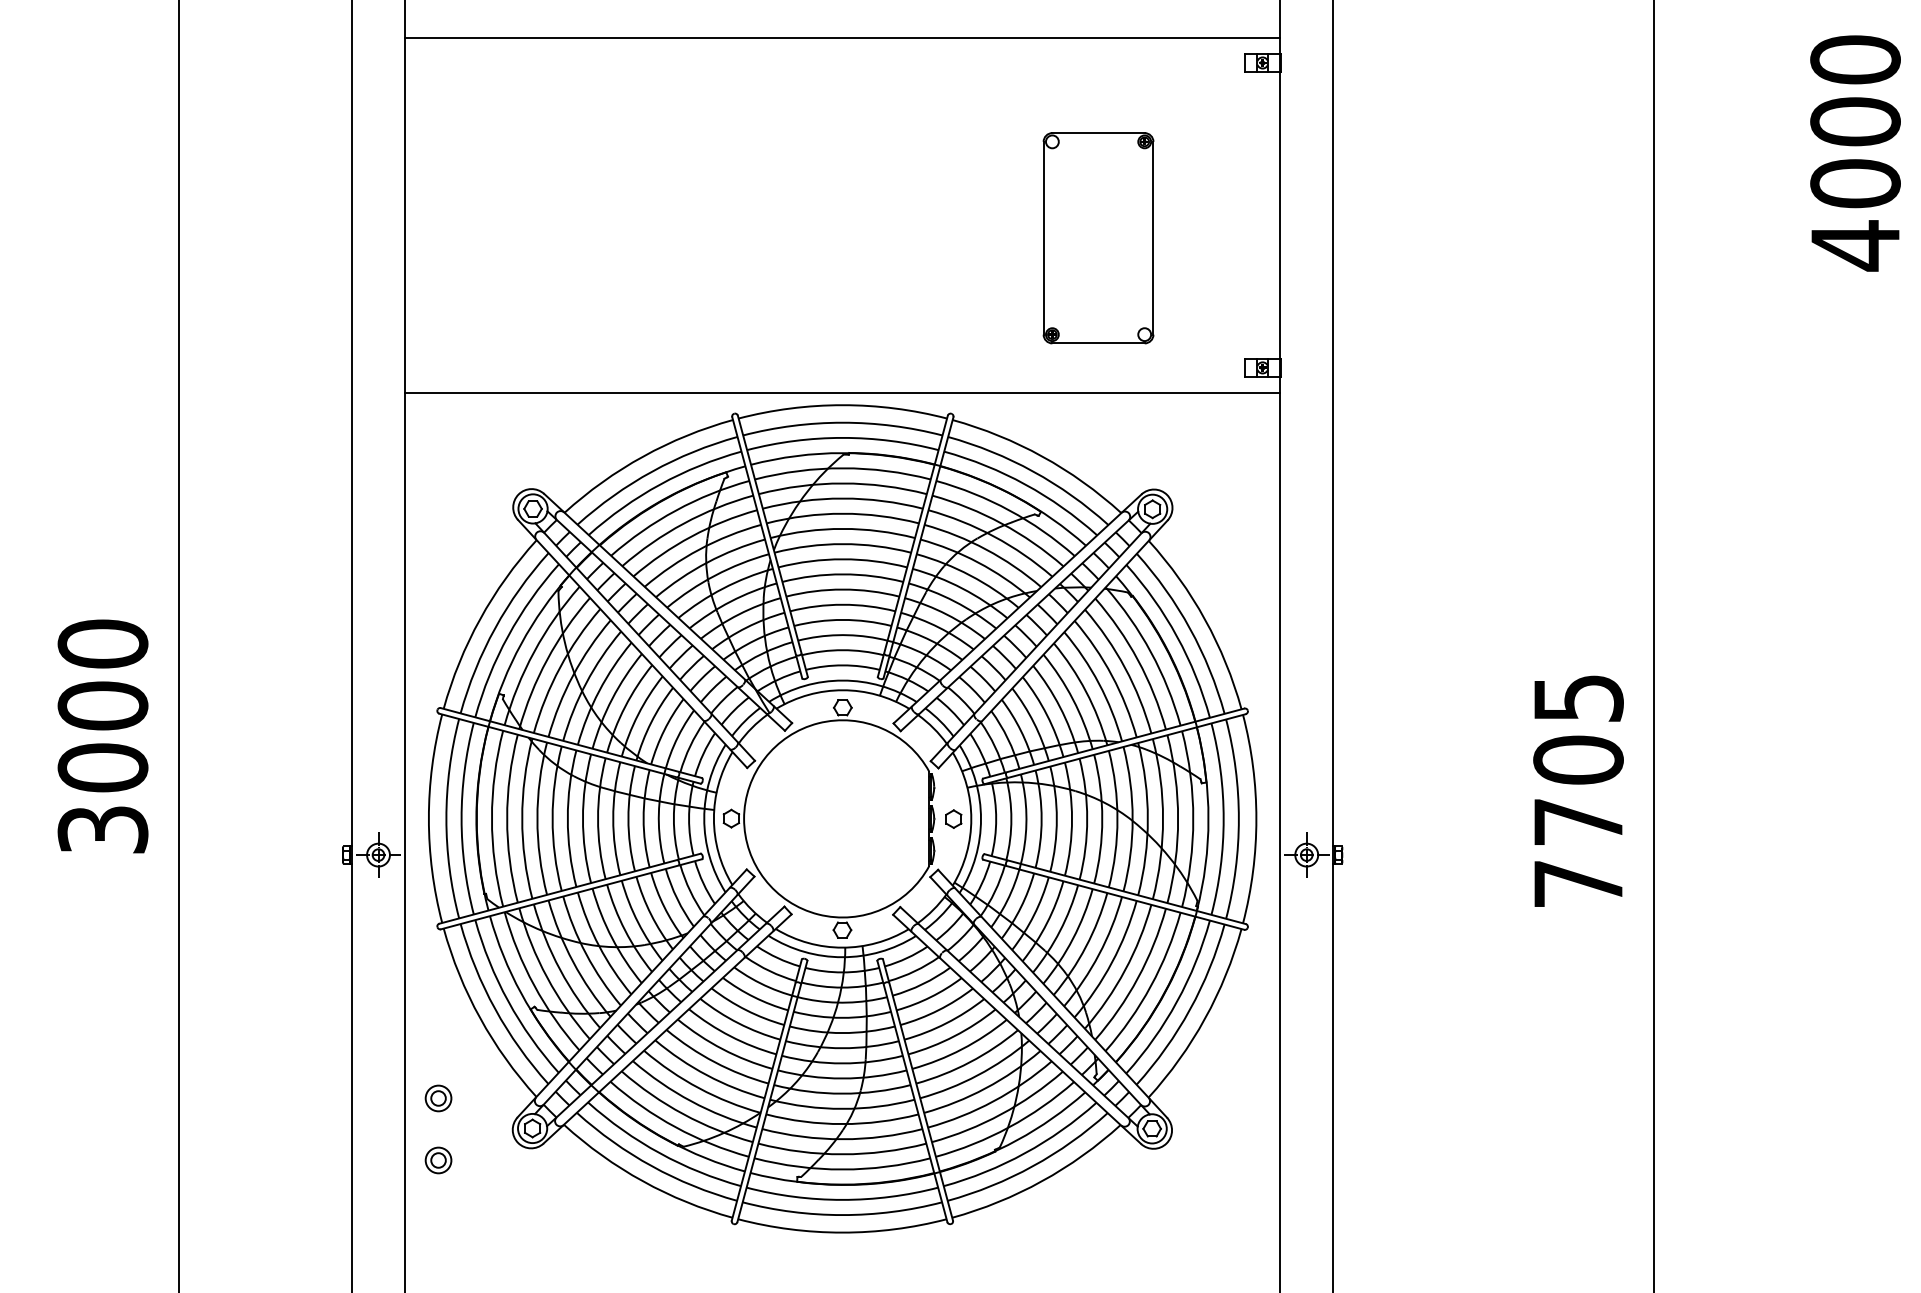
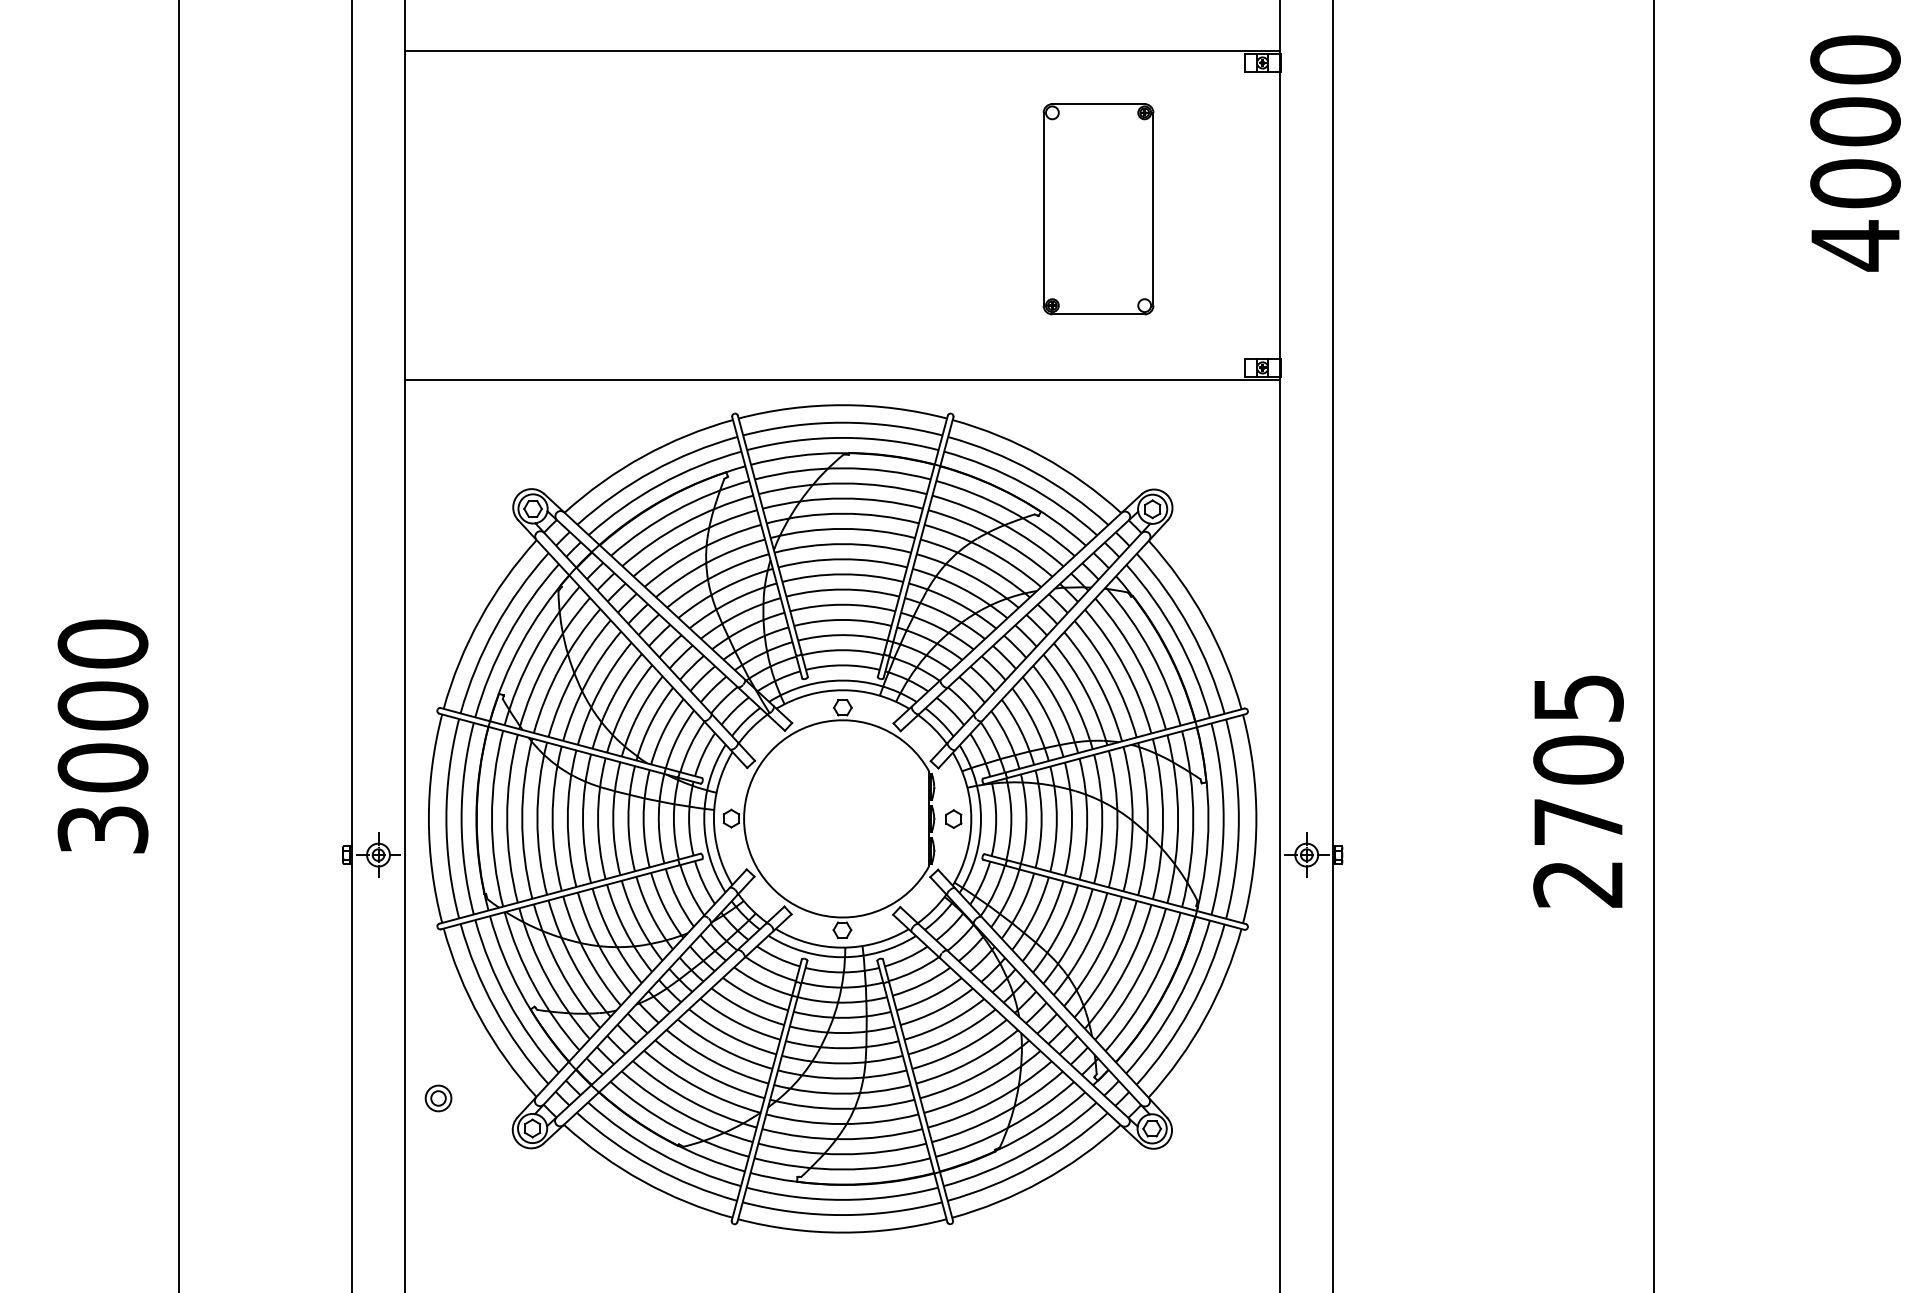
line position: (842, 37) -> (842, 50) (842, 50)
part position: (1098, 238) -> (1098, 209) (1098, 209)
line position: (842, 393) -> (842, 380) (842, 380)
text: 7705 -> 2705 (1577, 884)
part: present -> none (438, 1160)
